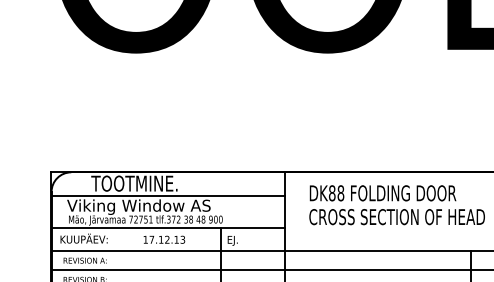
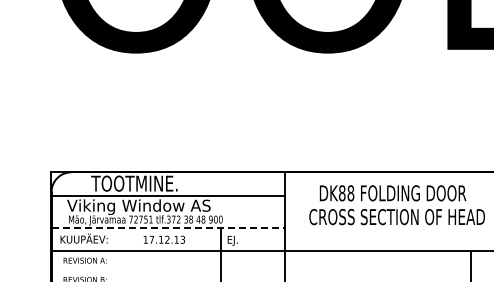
text position: (382, 193) -> (392, 193) (392, 193)
line: solid -> dashed (168, 227)
line: present -> none (270, 270)
